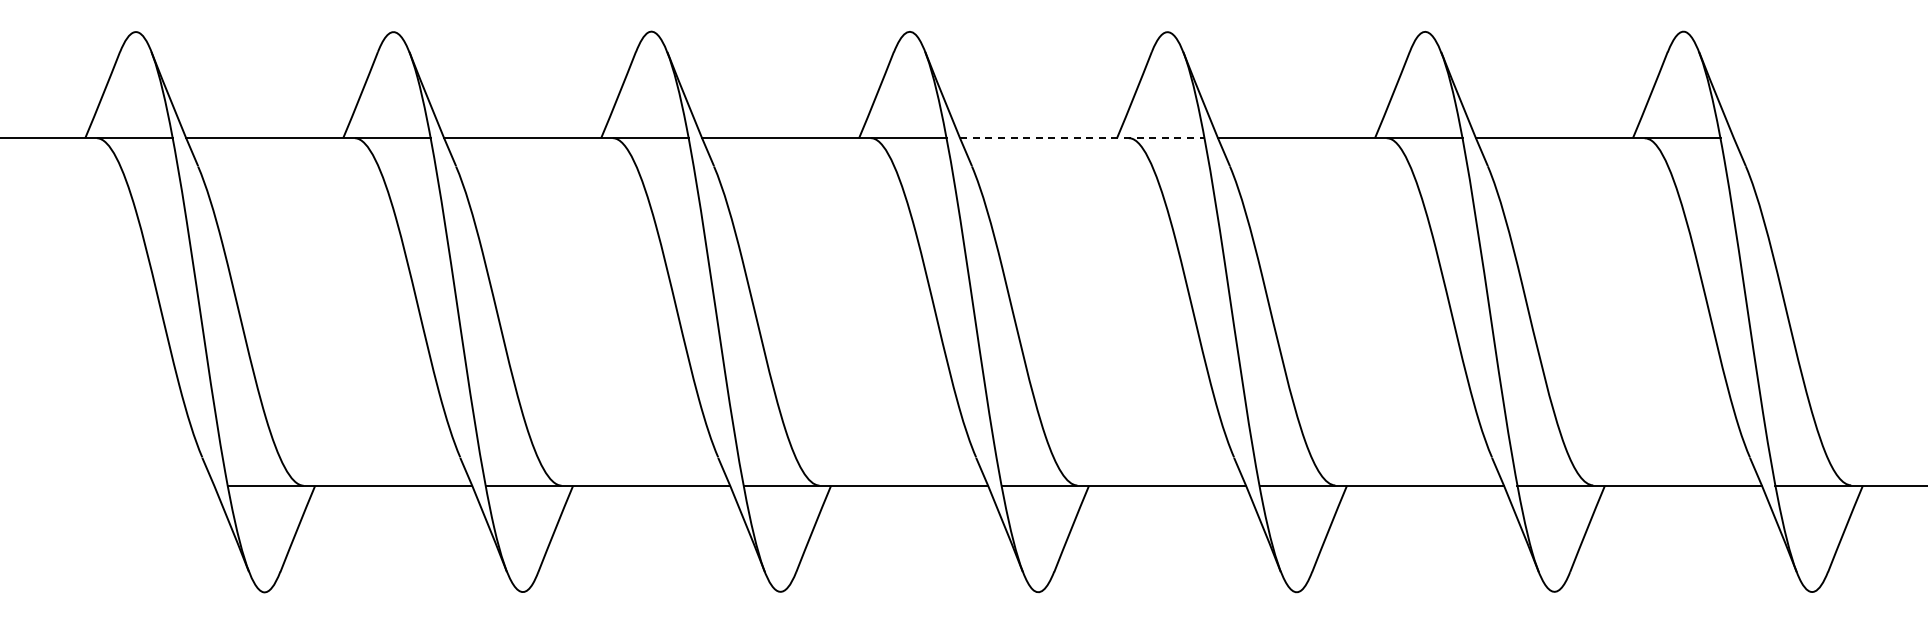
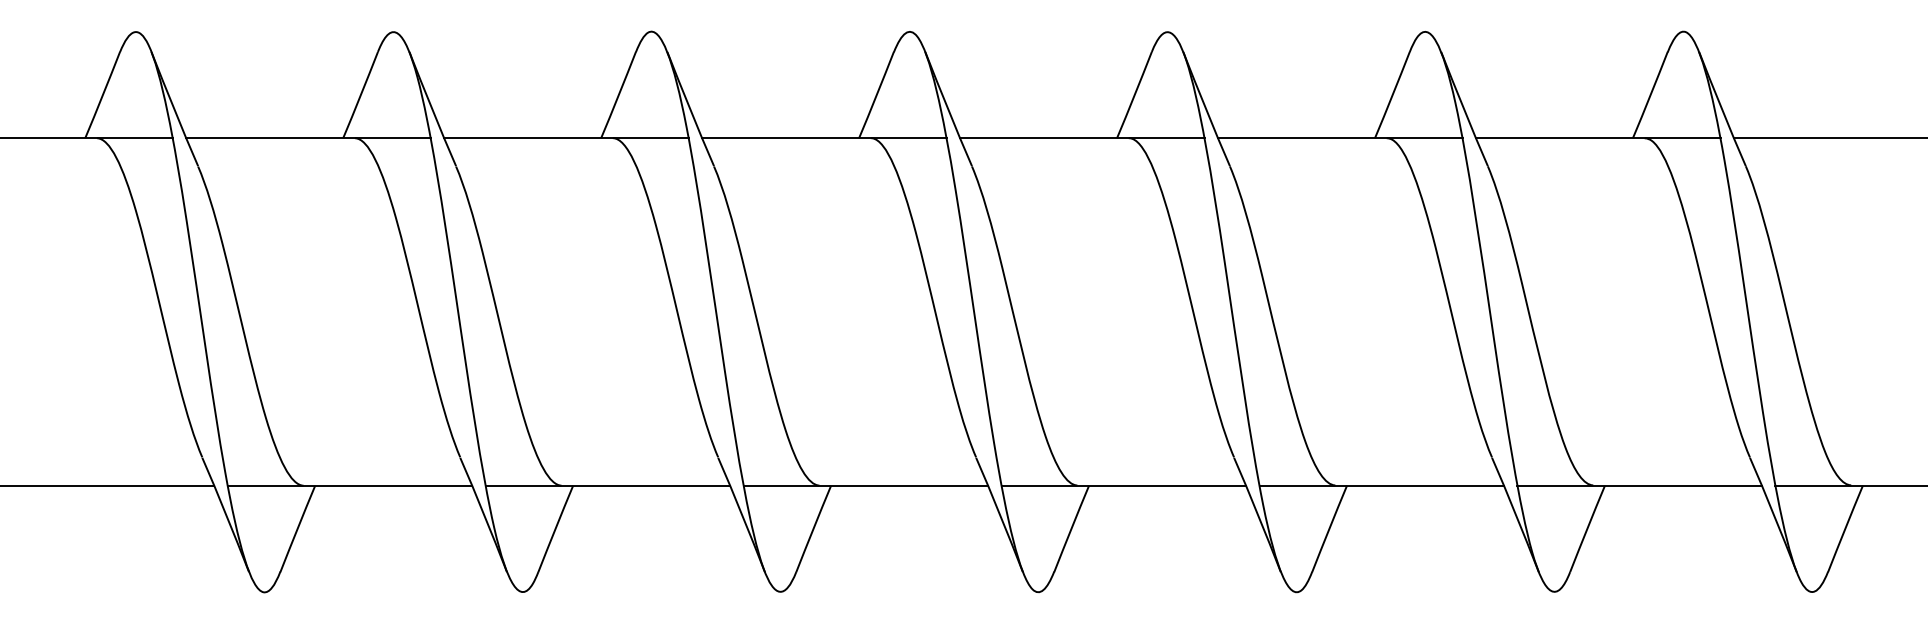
line: dashed -> solid (1082, 138)
line: none -> present (1828, 138)
line: none -> present (108, 485)
